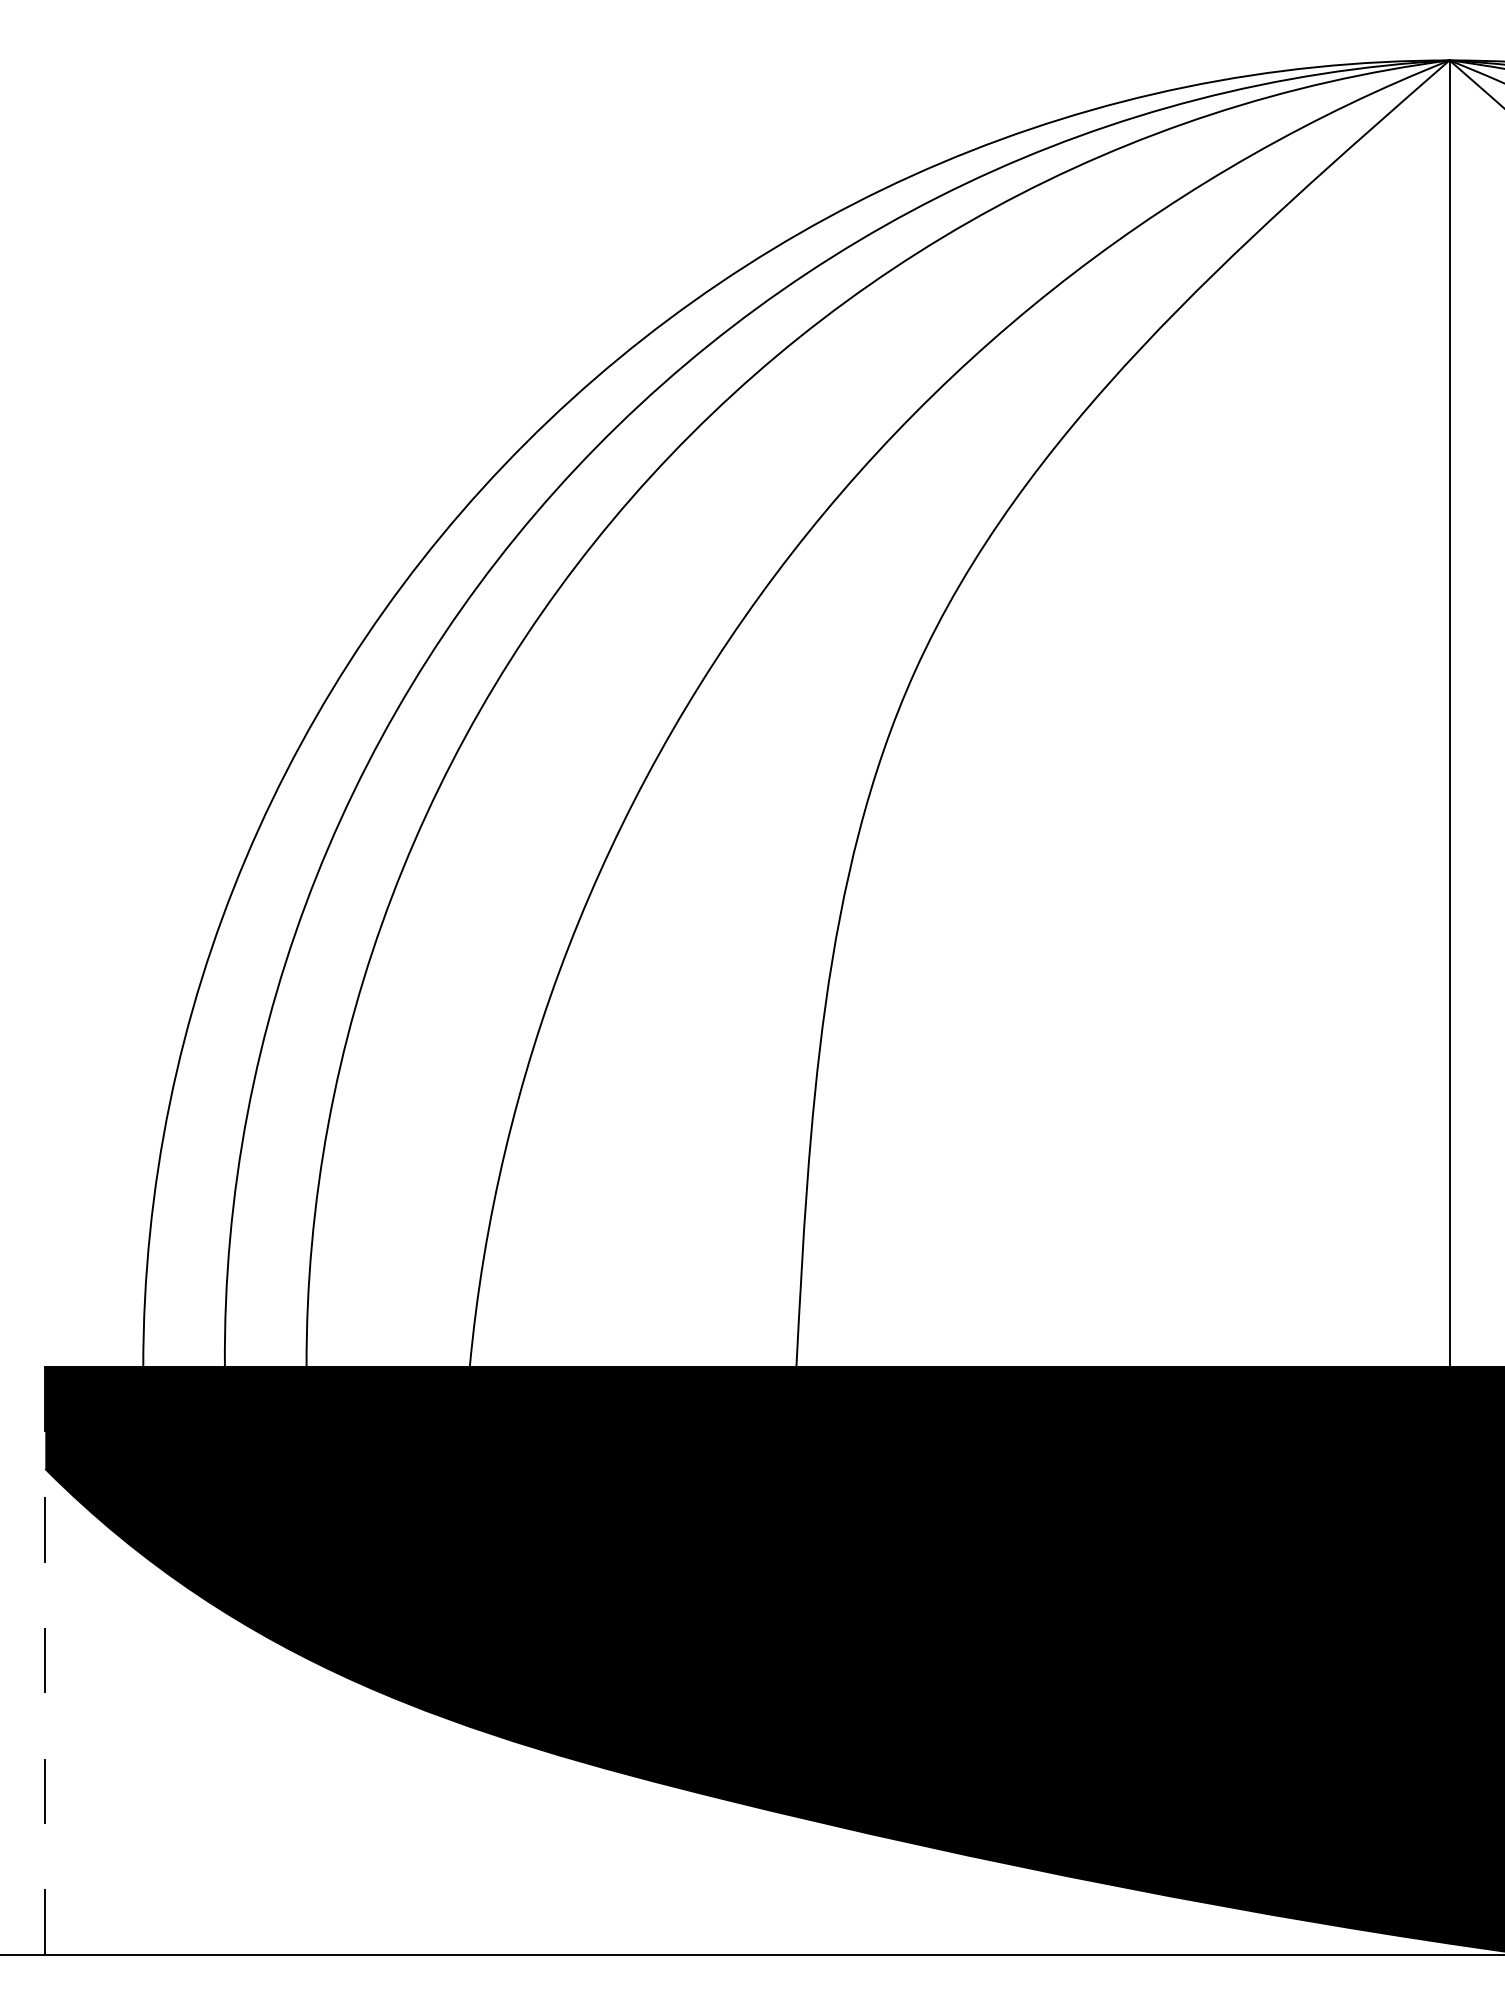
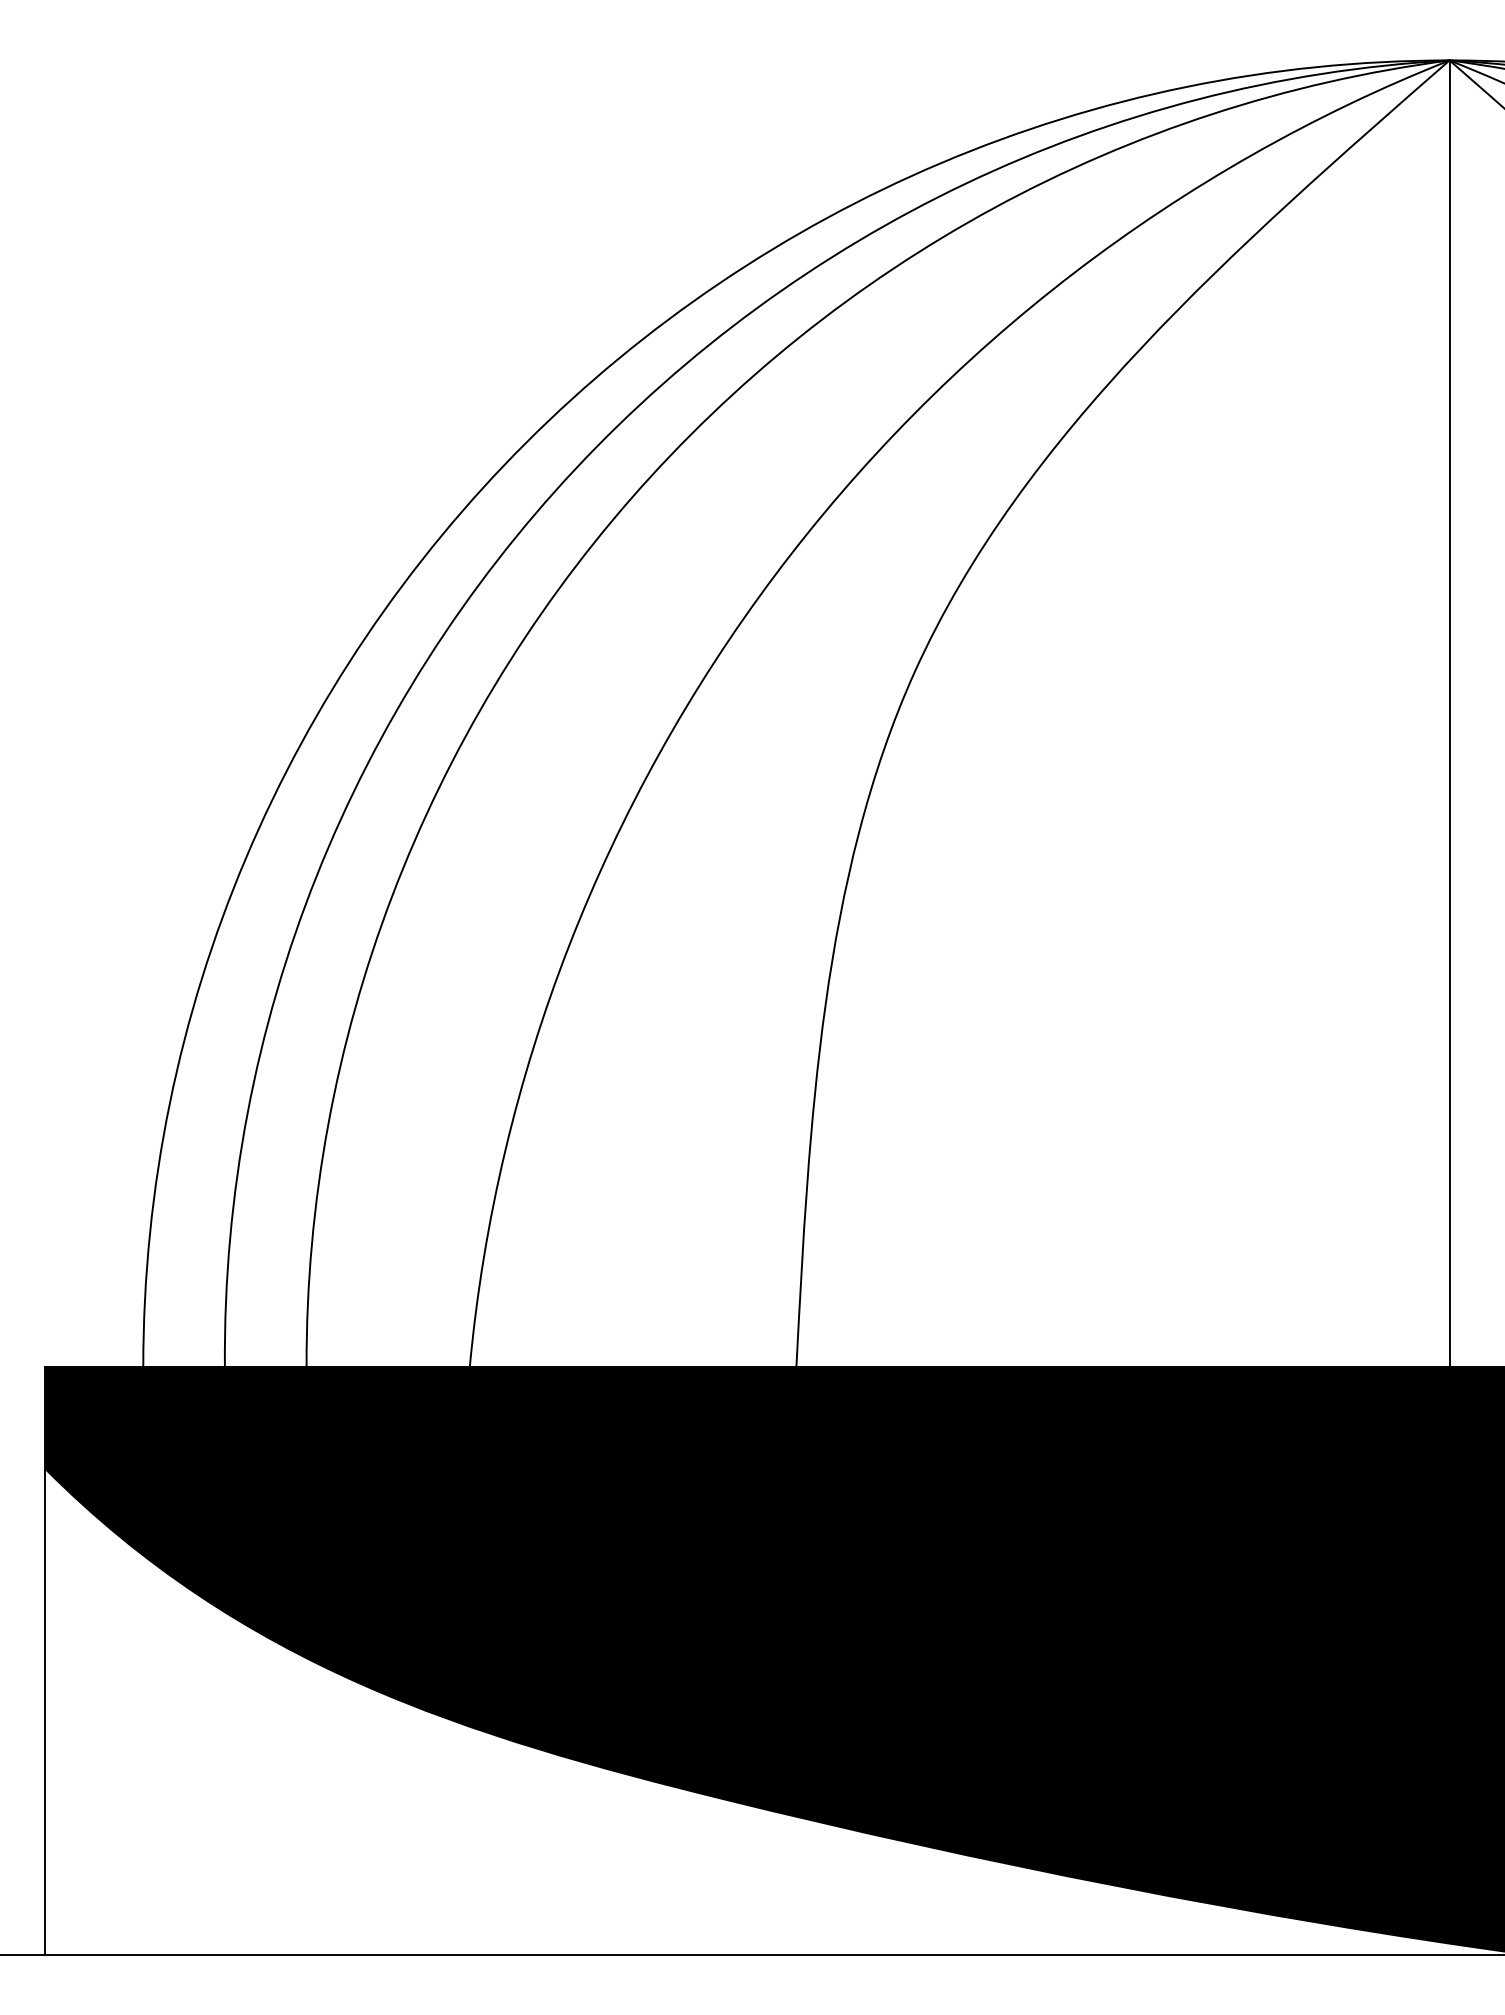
line: dashed -> solid (45, 1660)
